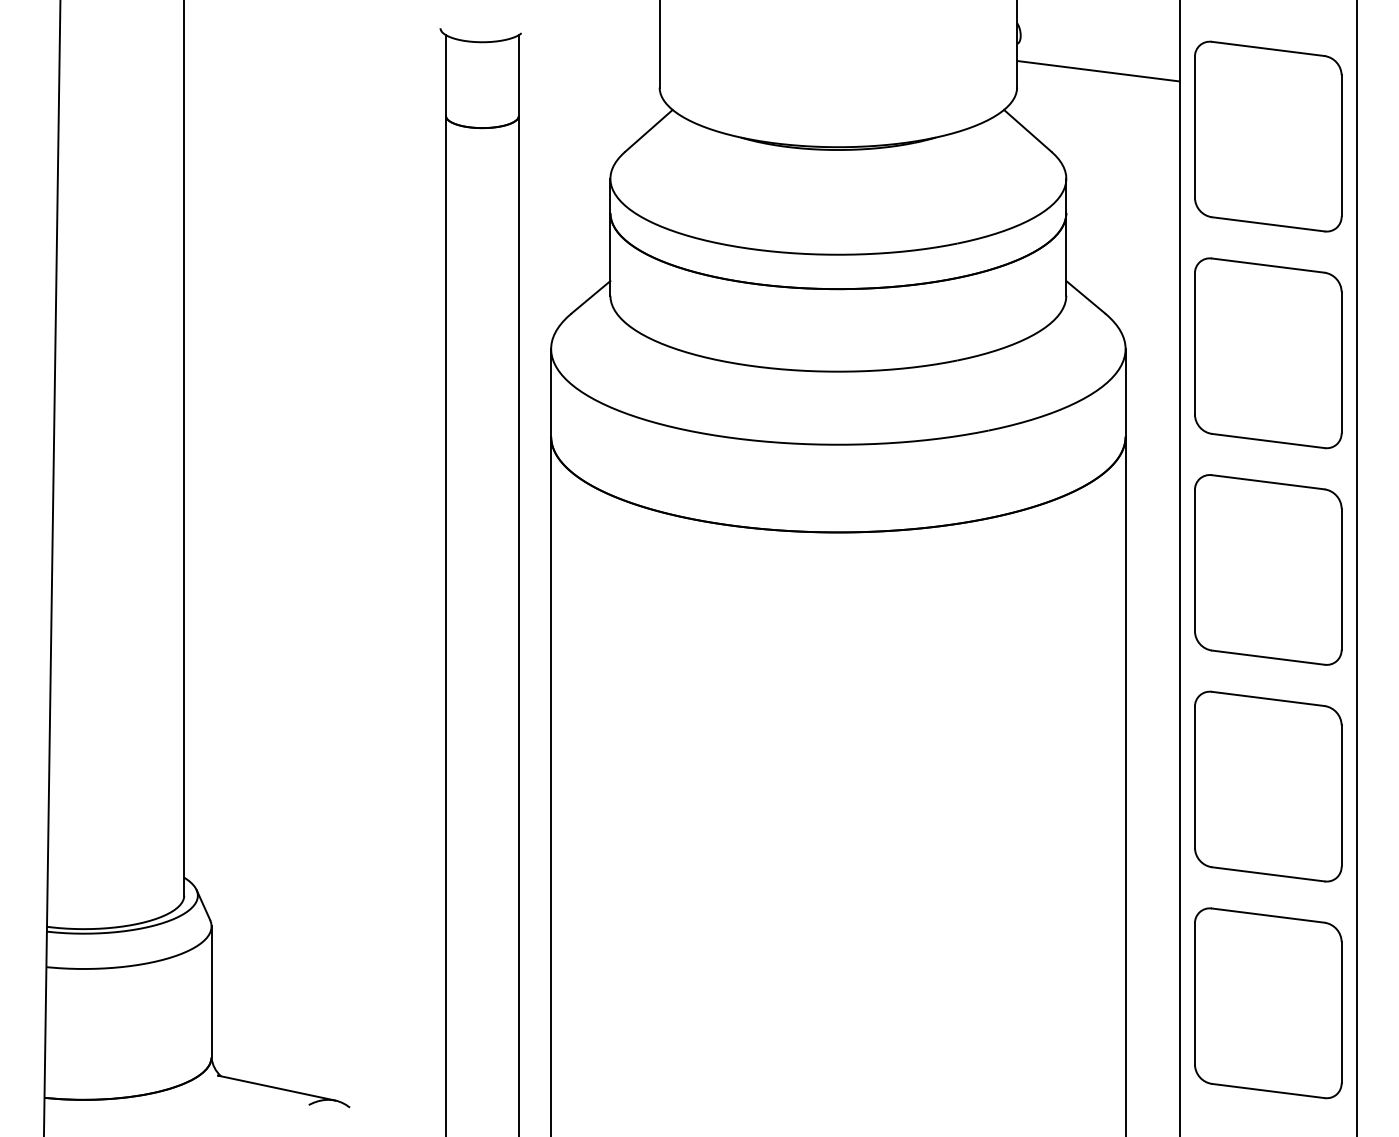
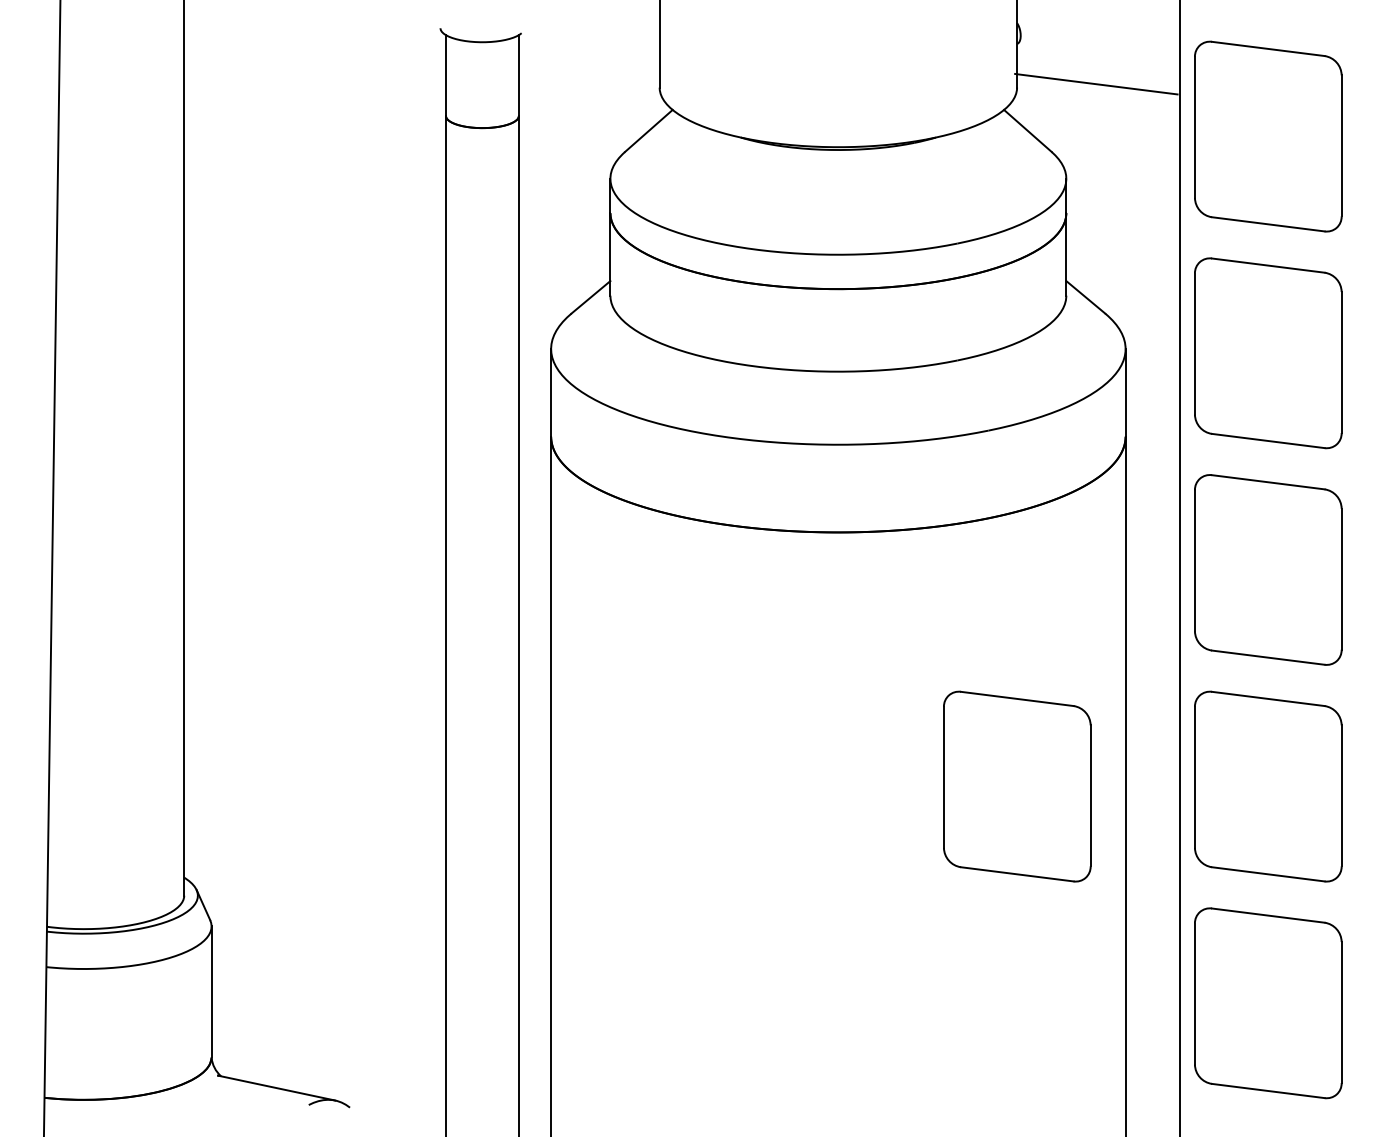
line position: (1098, 70) -> (1096, 83) (1096, 83)
line: present -> none (1357, 567)
part: none -> present (1017, 786)
